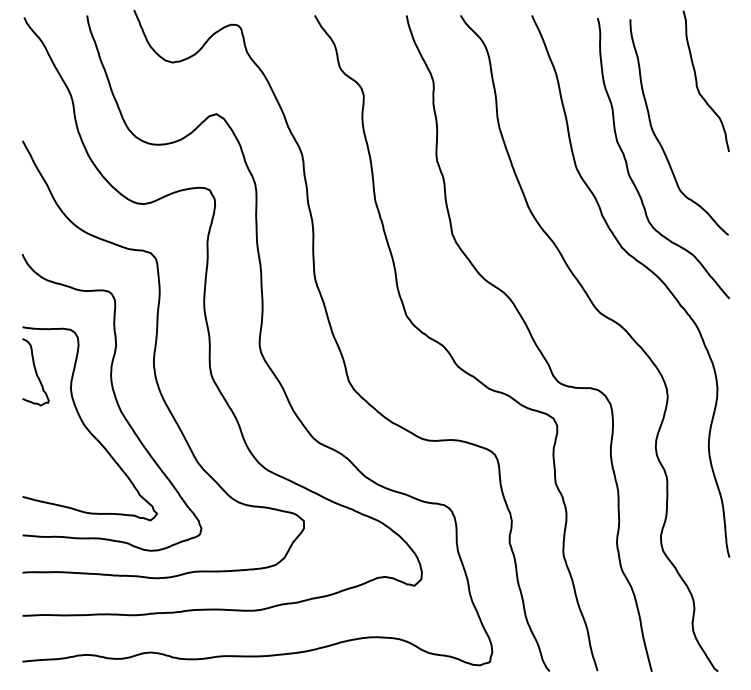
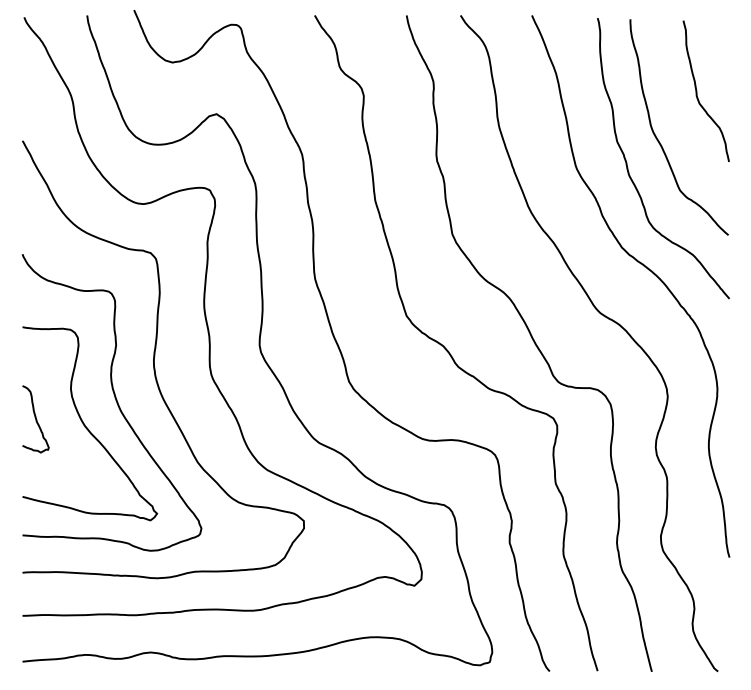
curve position: (697, 80) -> (697, 90) (697, 90)
curve position: (35, 372) -> (35, 419) (35, 419)
